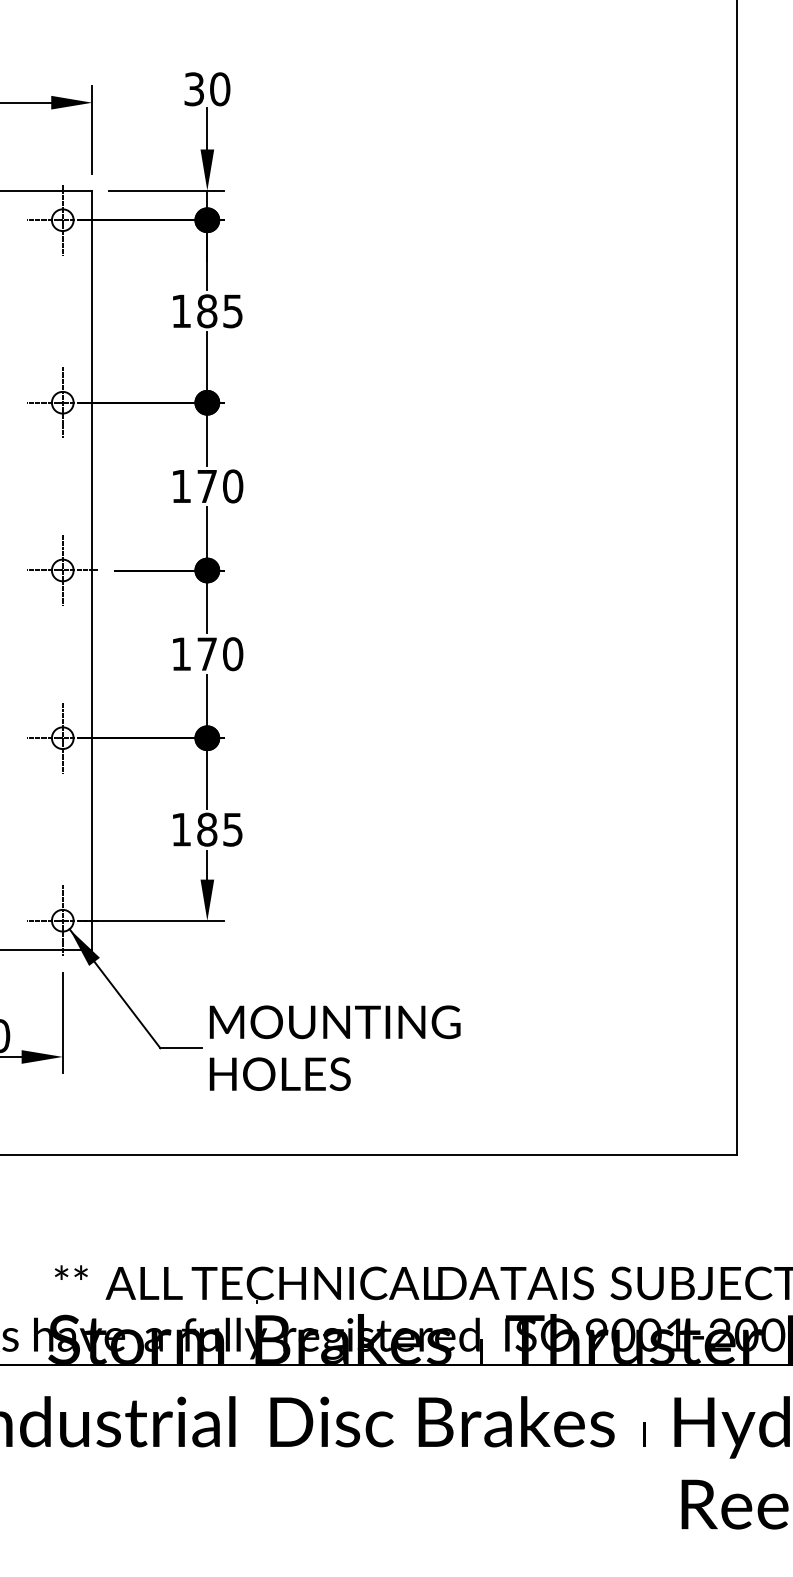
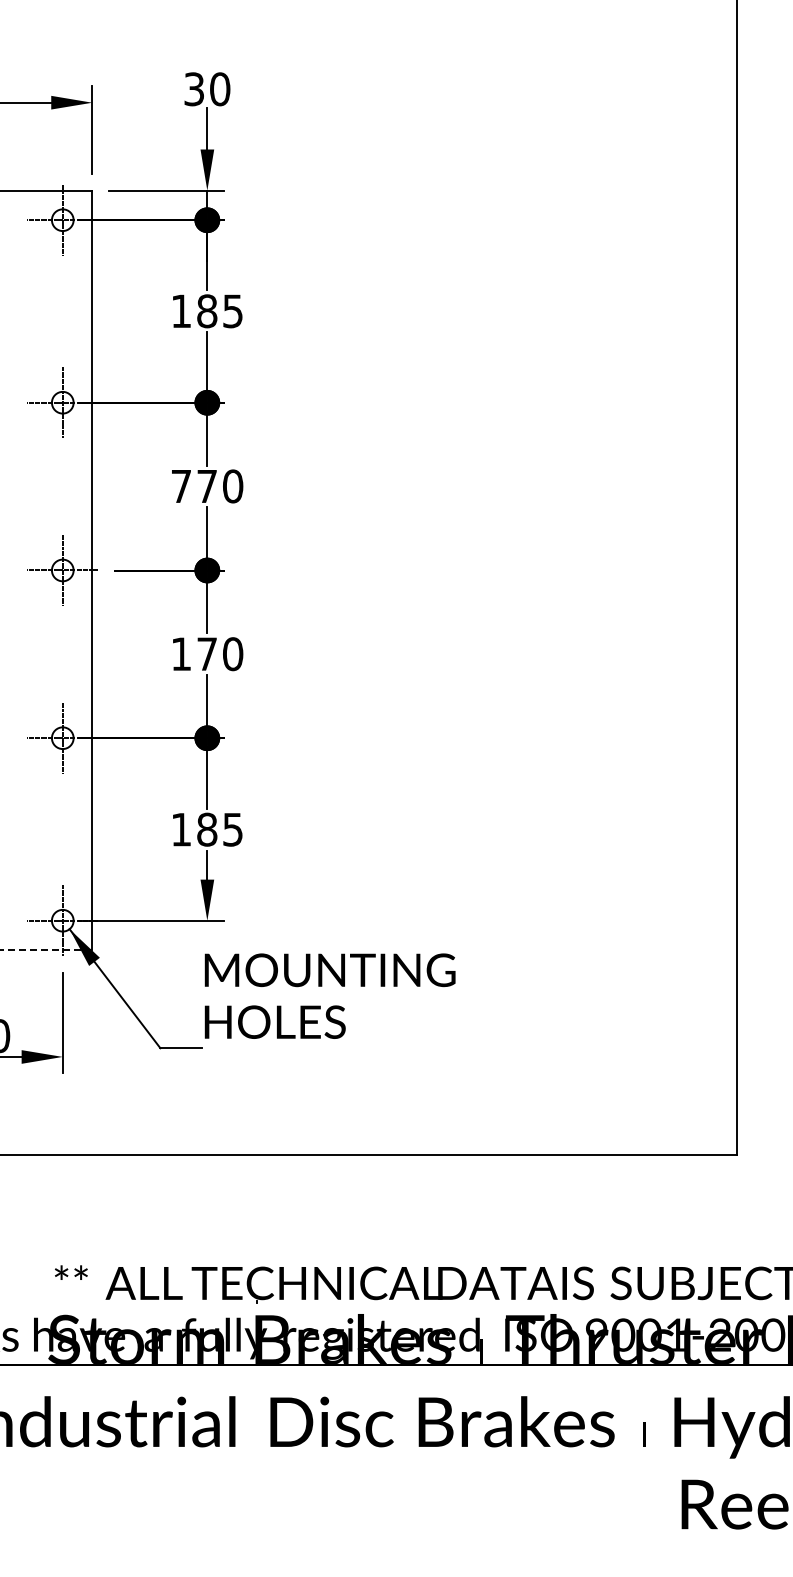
text: 170 -> 770 (181, 486)
line: solid -> dashed (46, 950)
text position: (334, 1047) -> (329, 995) (329, 995)
